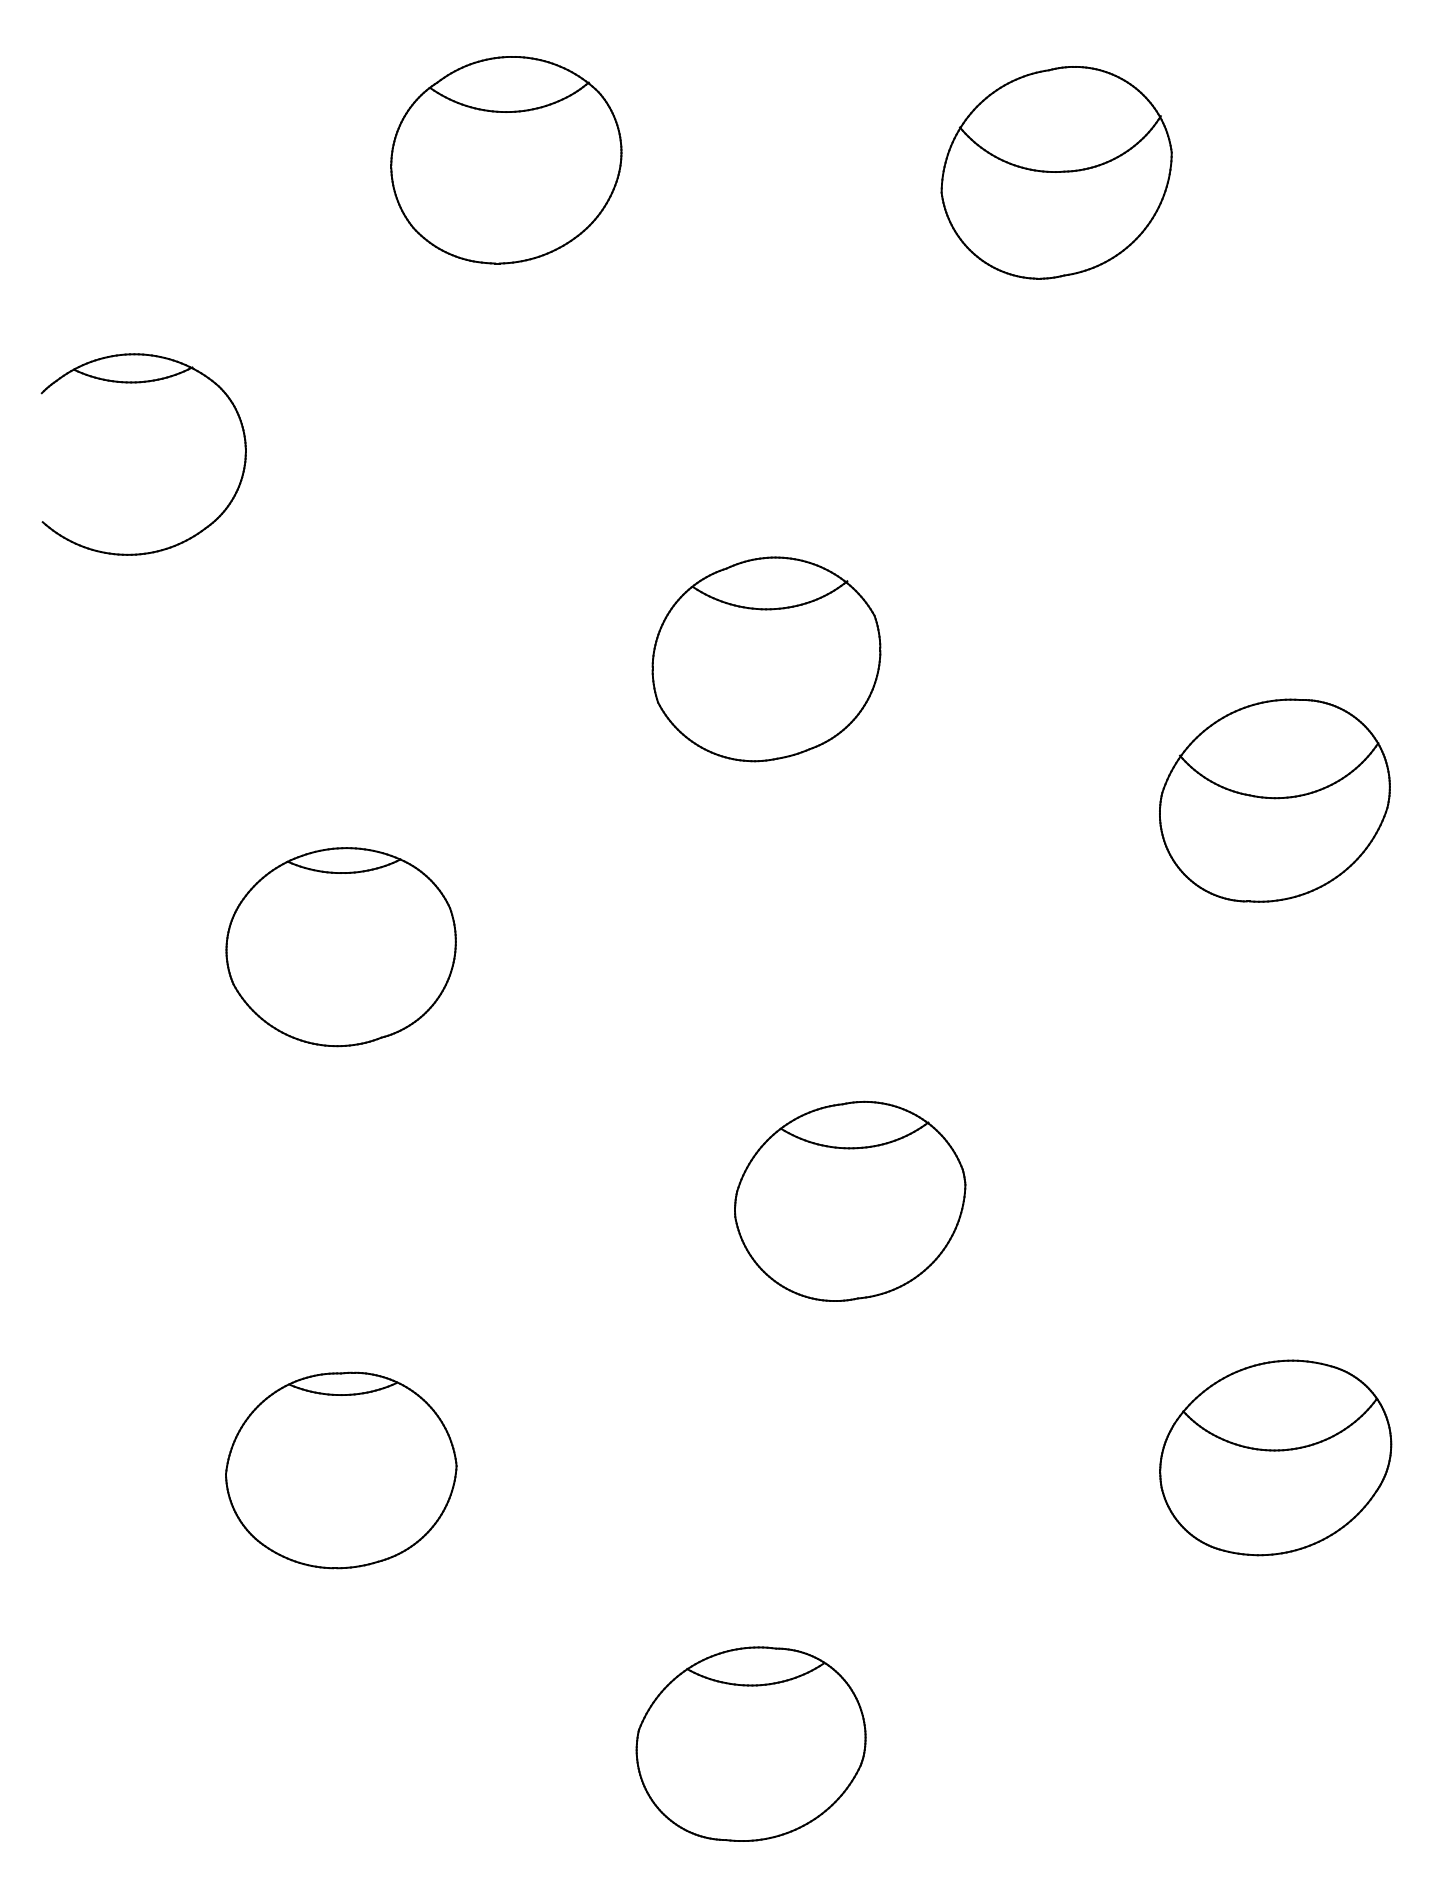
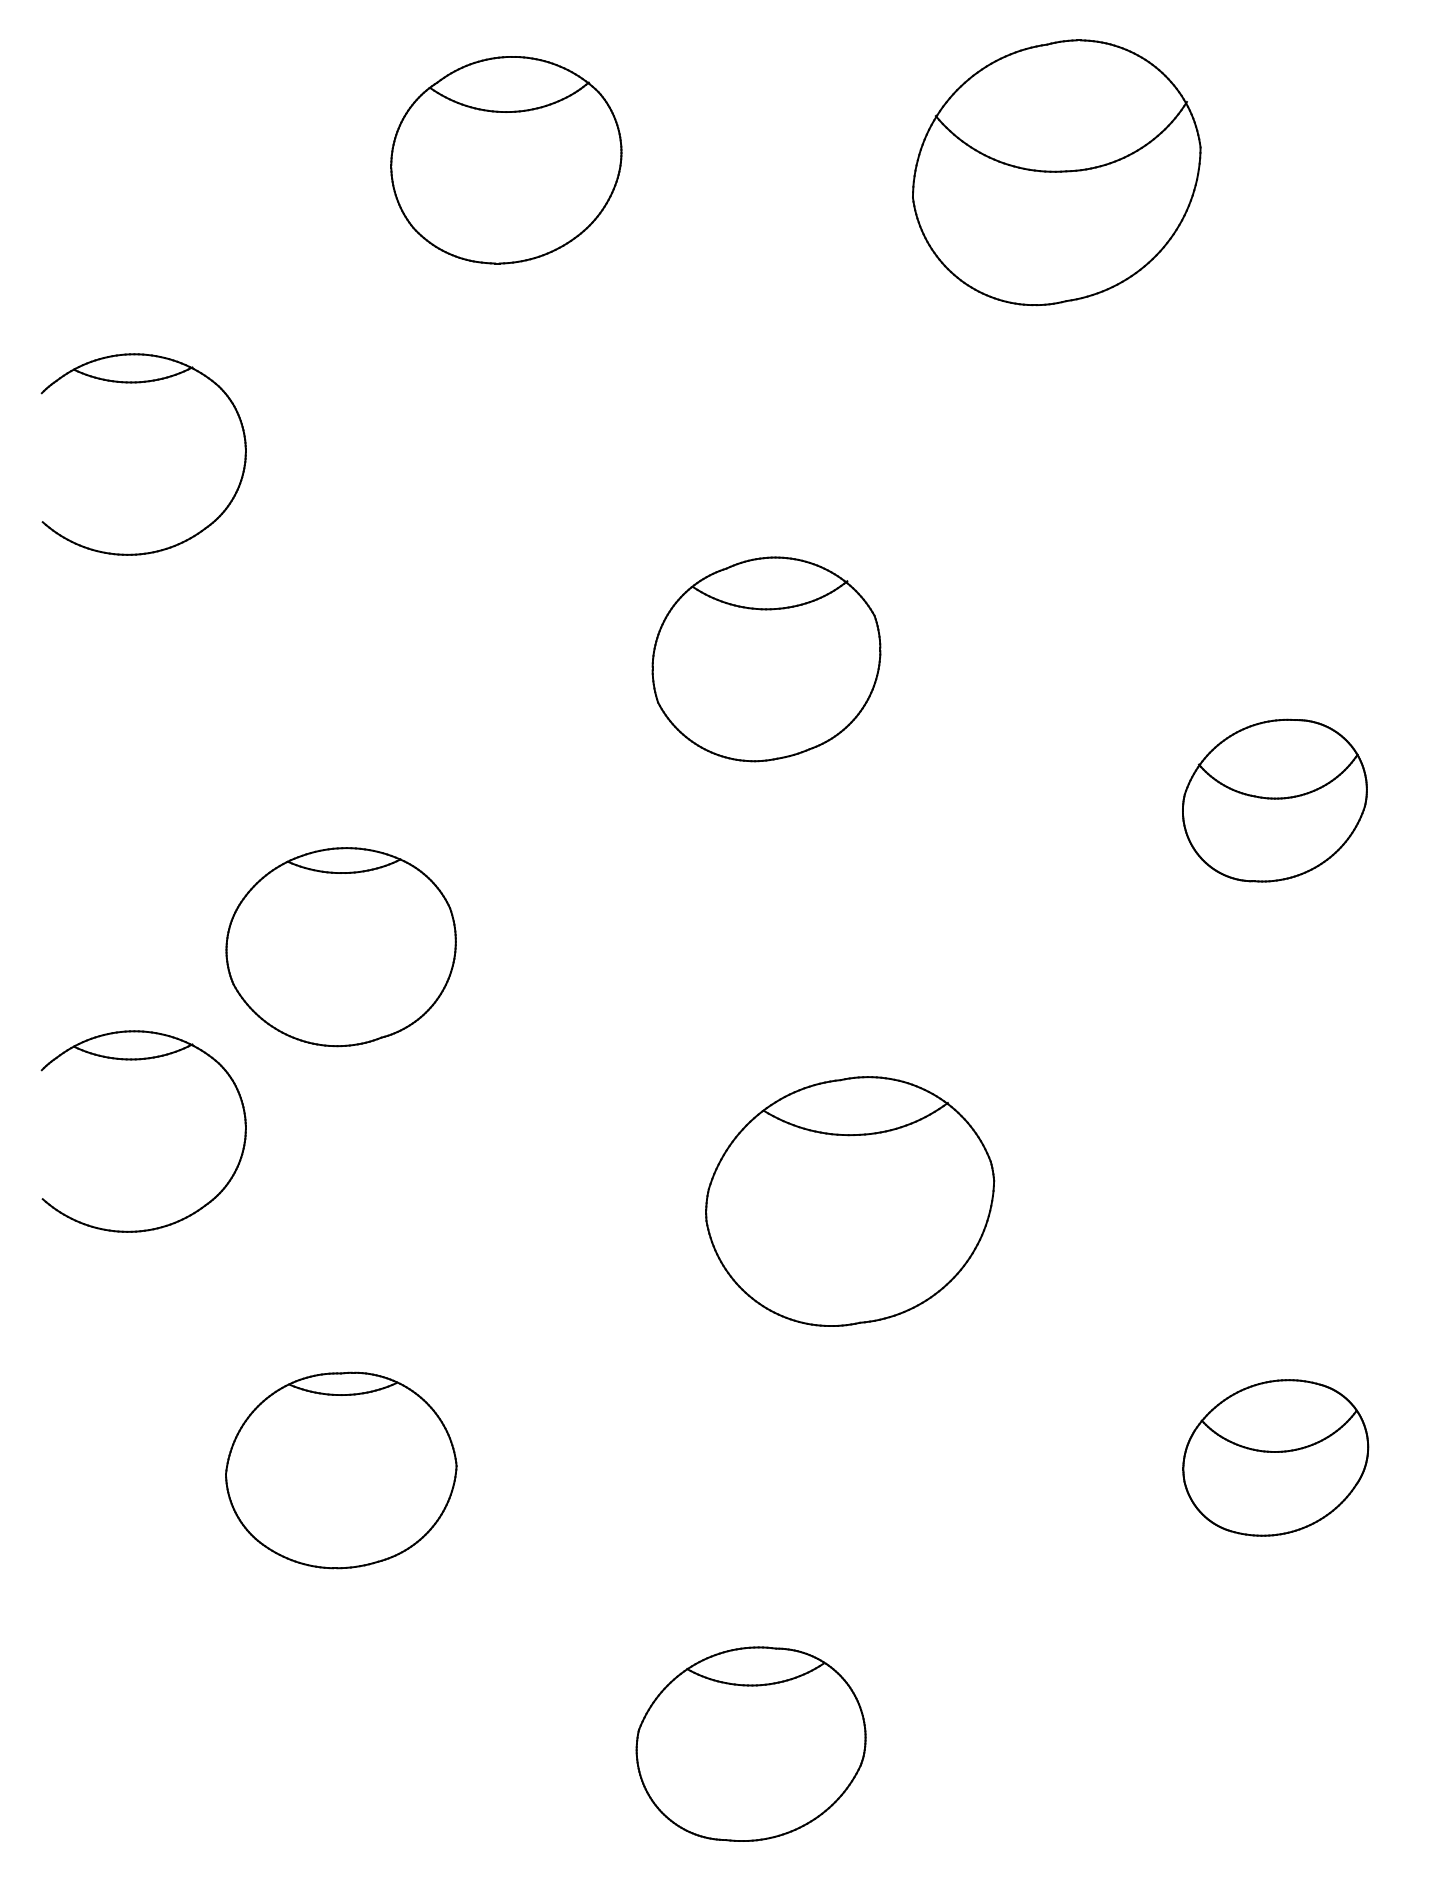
part size: 233x214 px -> 290x268 px (1056, 172)
part size: 232x205 px -> 186x165 px (1274, 800)
part: none -> present (140, 1060)
part size: 233x202 px -> 291x251 px (850, 1201)
part size: 234x198 px -> 188x158 px (1275, 1457)
